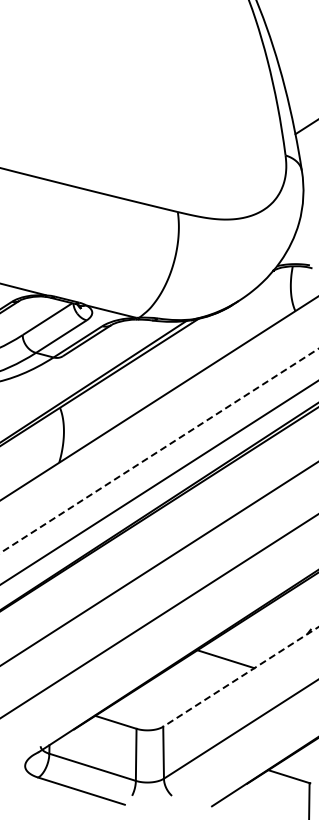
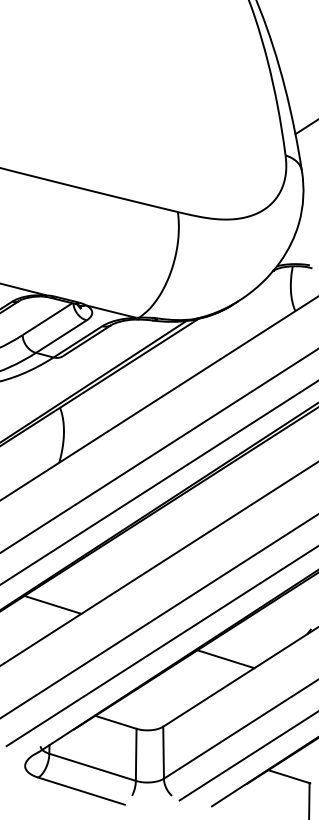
line: dashed -> solid (160, 450)
line: none -> present (52, 604)
line: none -> present (160, 646)
line: dashed -> solid (240, 677)
line: none -> present (247, 756)
